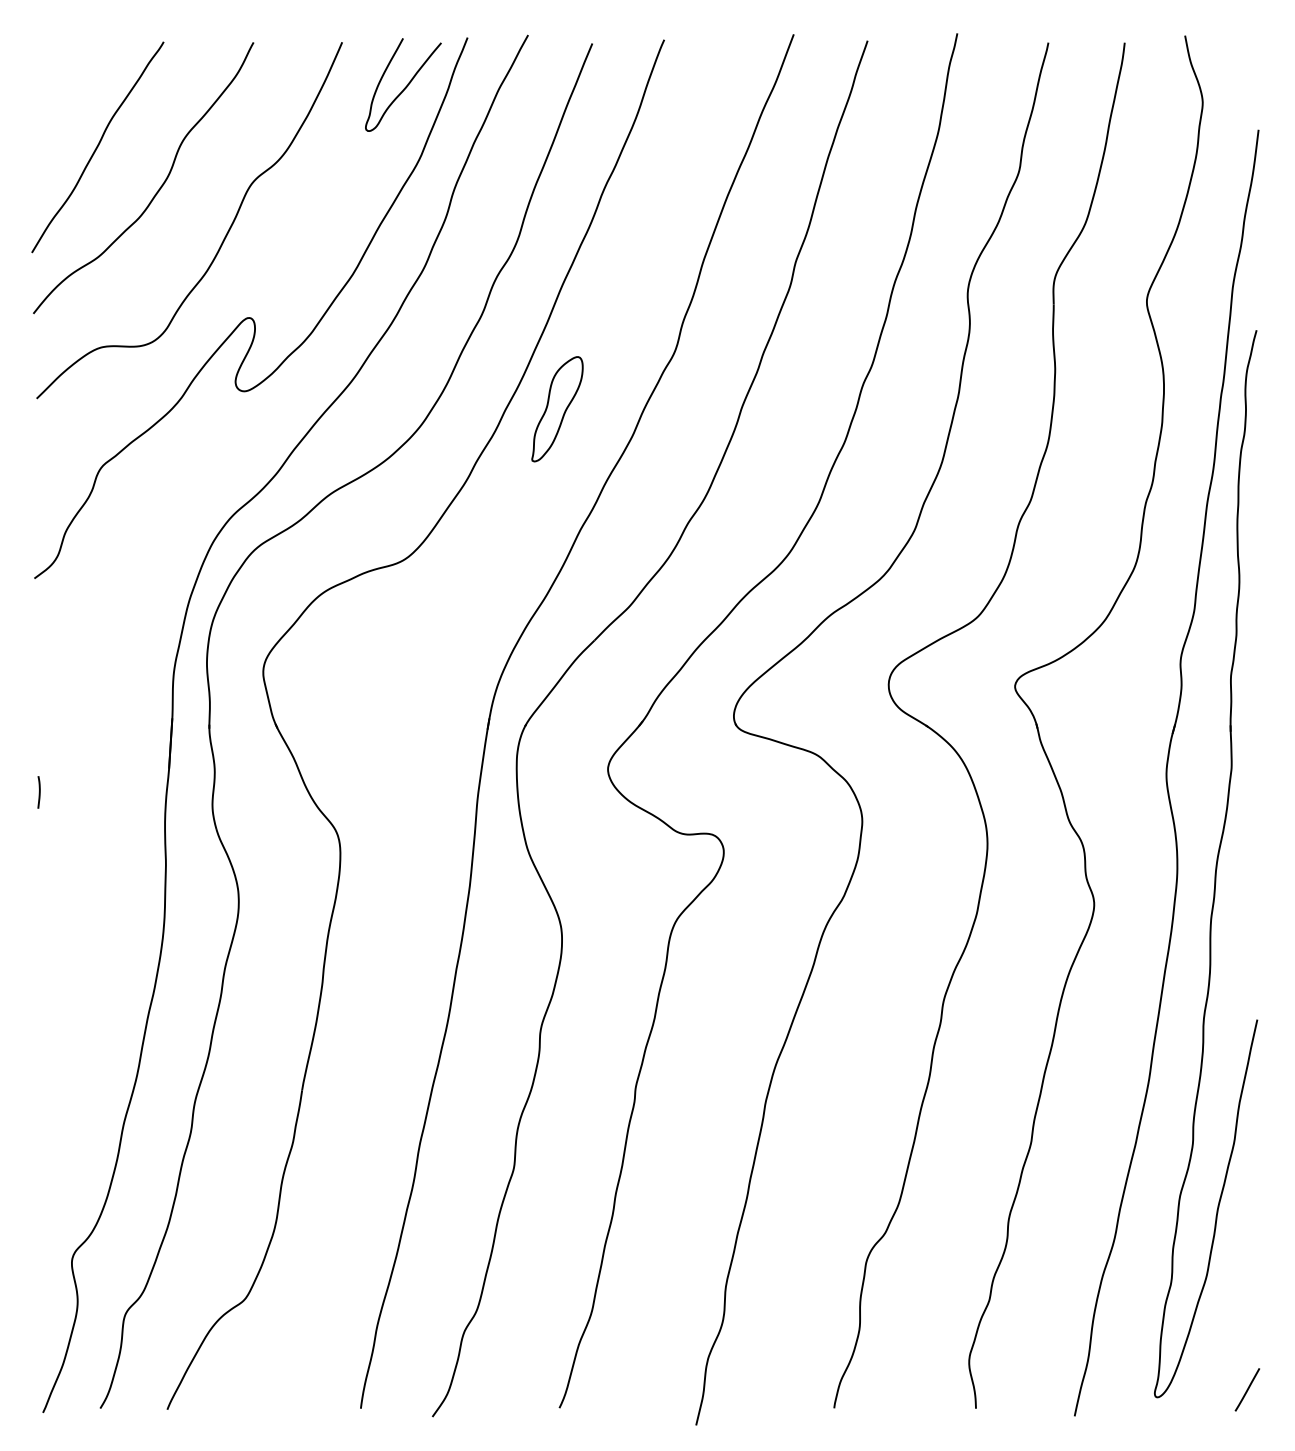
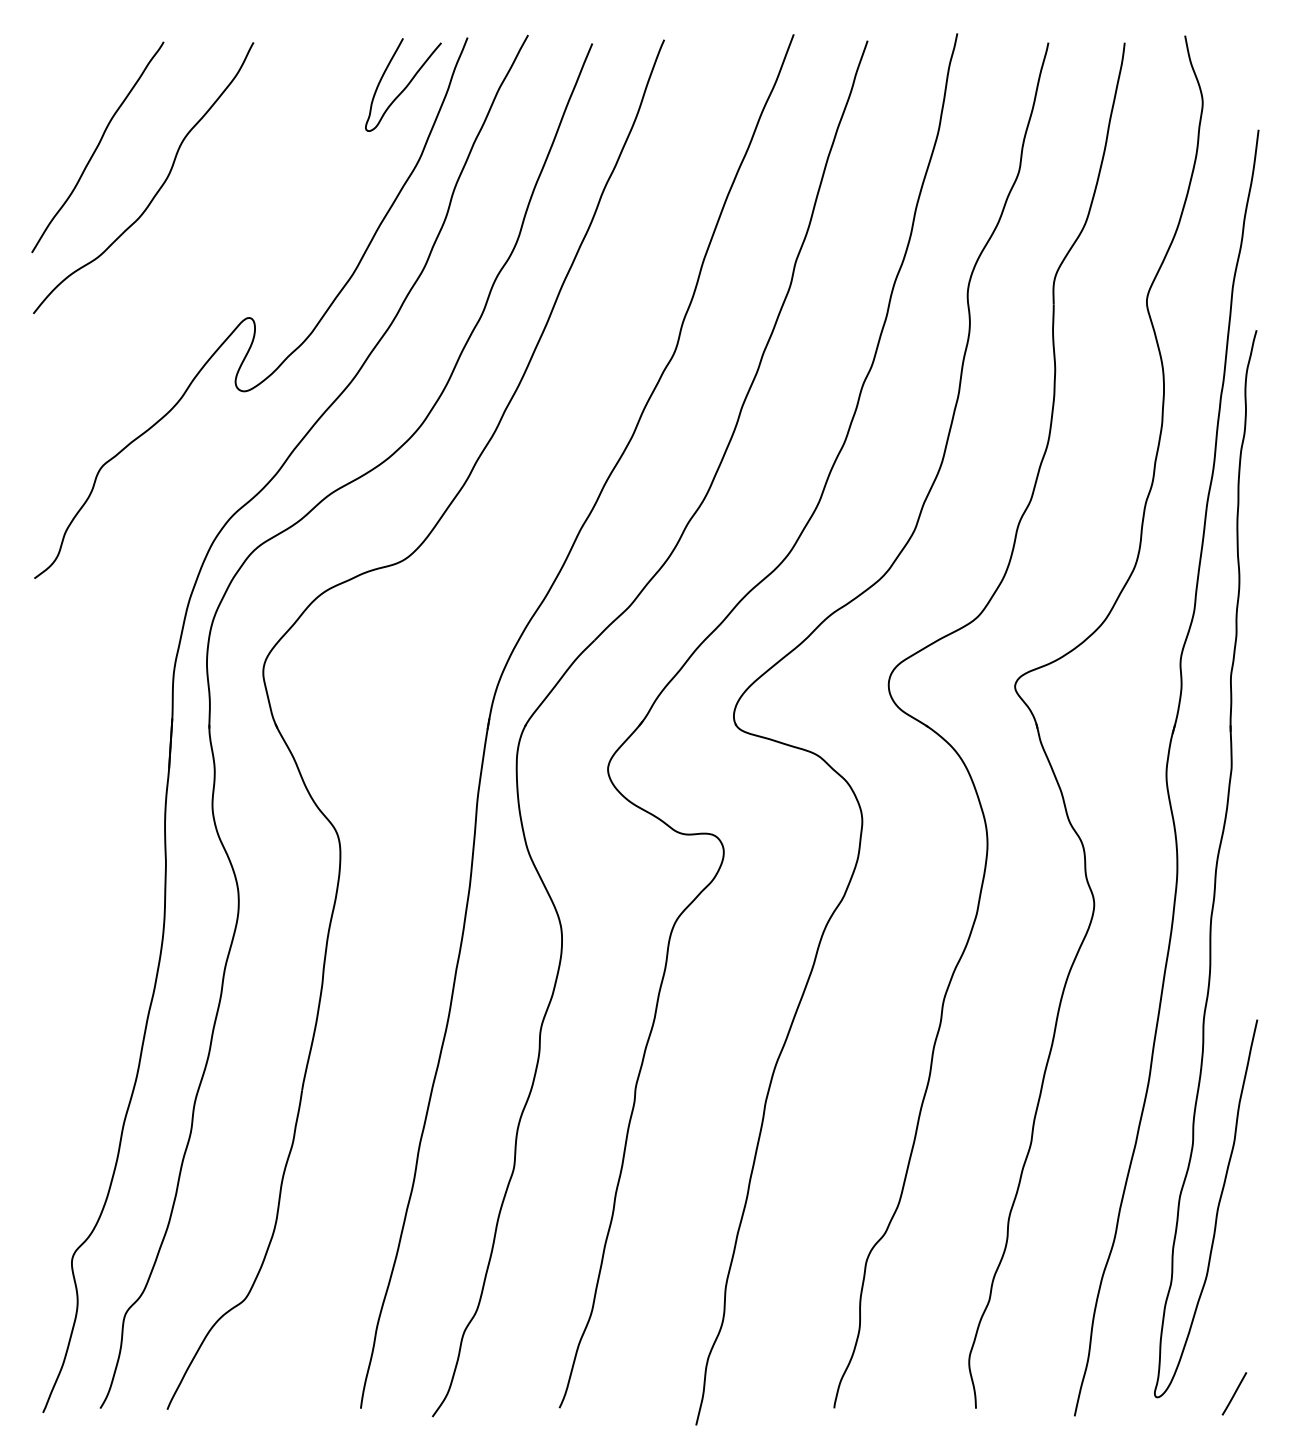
curve: present -> none (223, 238)
part: present -> none (557, 409)
line: present -> none (38, 792)
line position: (1247, 1389) -> (1234, 1393) (1234, 1393)
